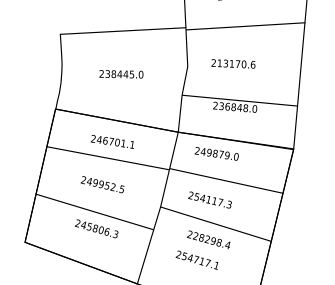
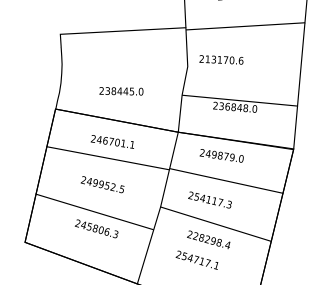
text position: (233, 63) -> (221, 59) (221, 59)
text position: (121, 74) -> (121, 91) (121, 91)
text position: (216, 153) -> (221, 155) (221, 155)
